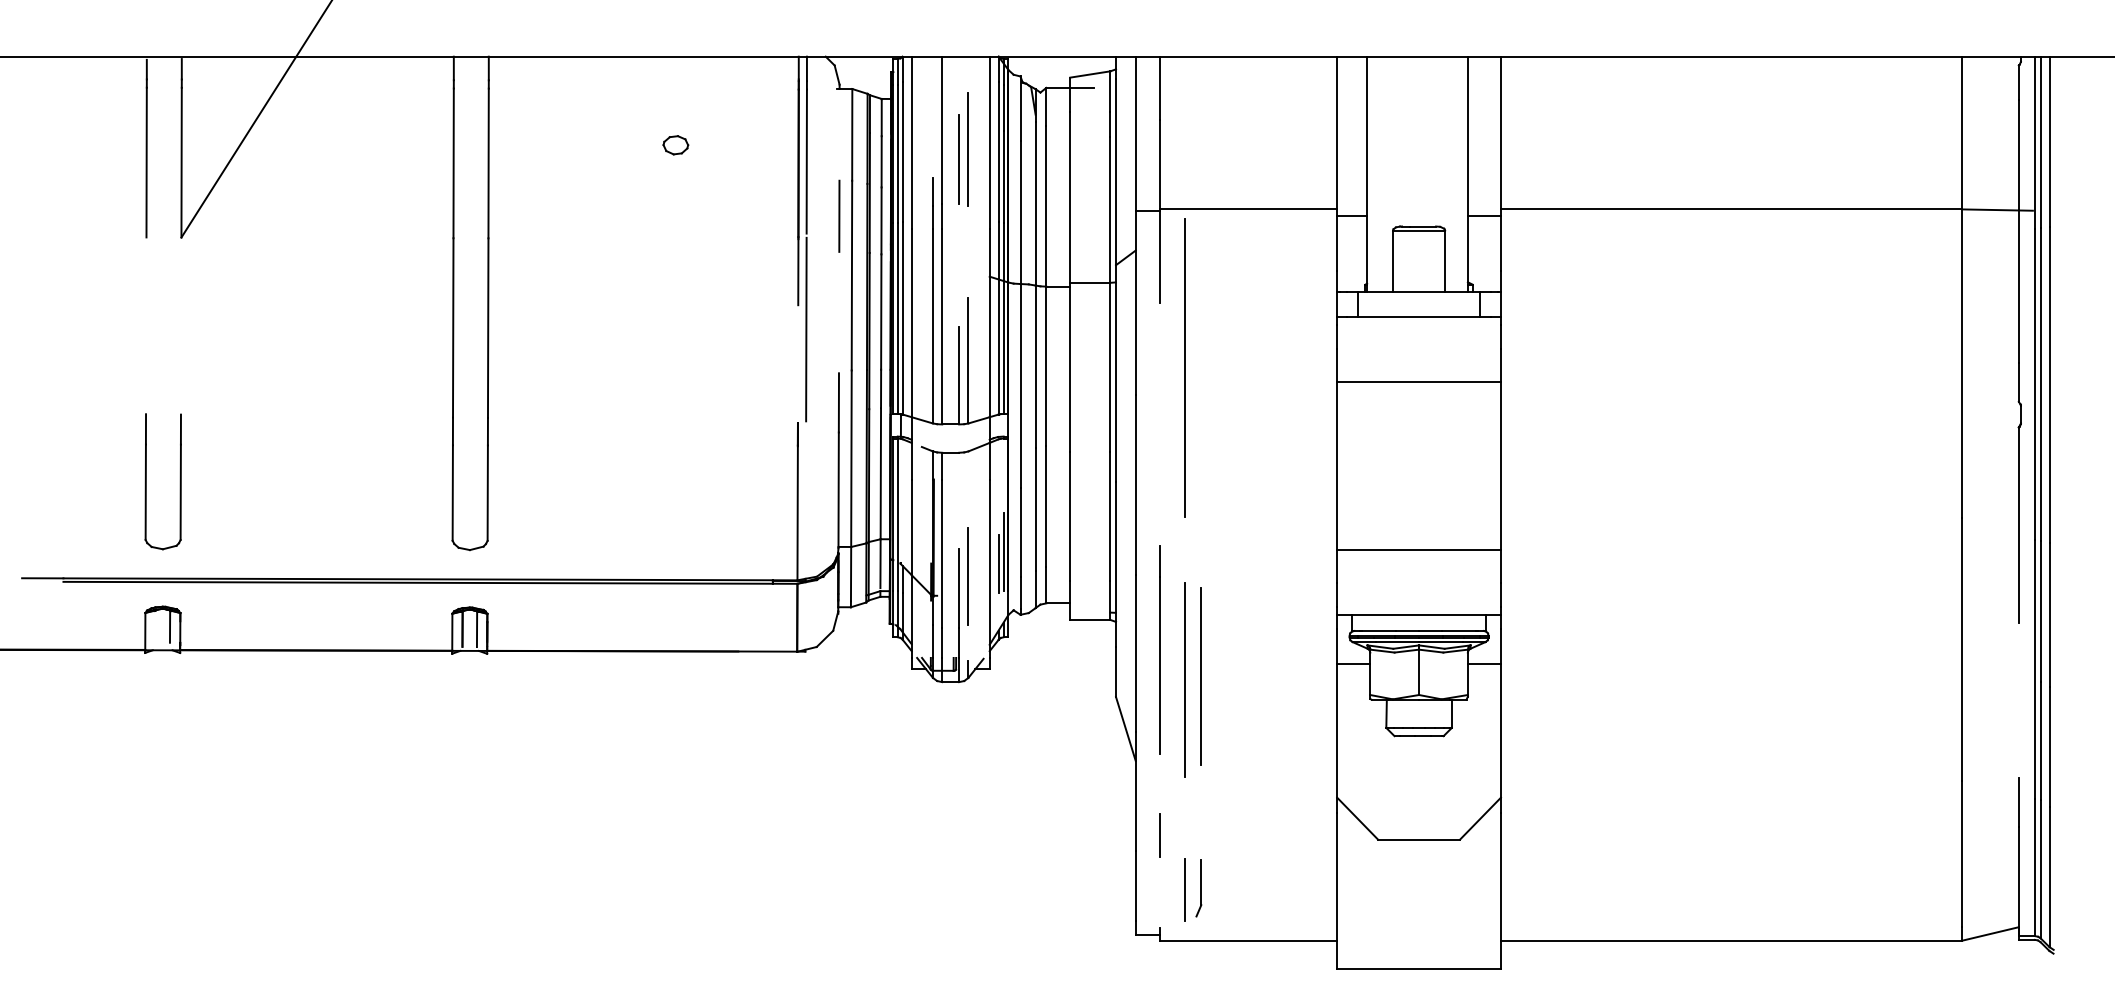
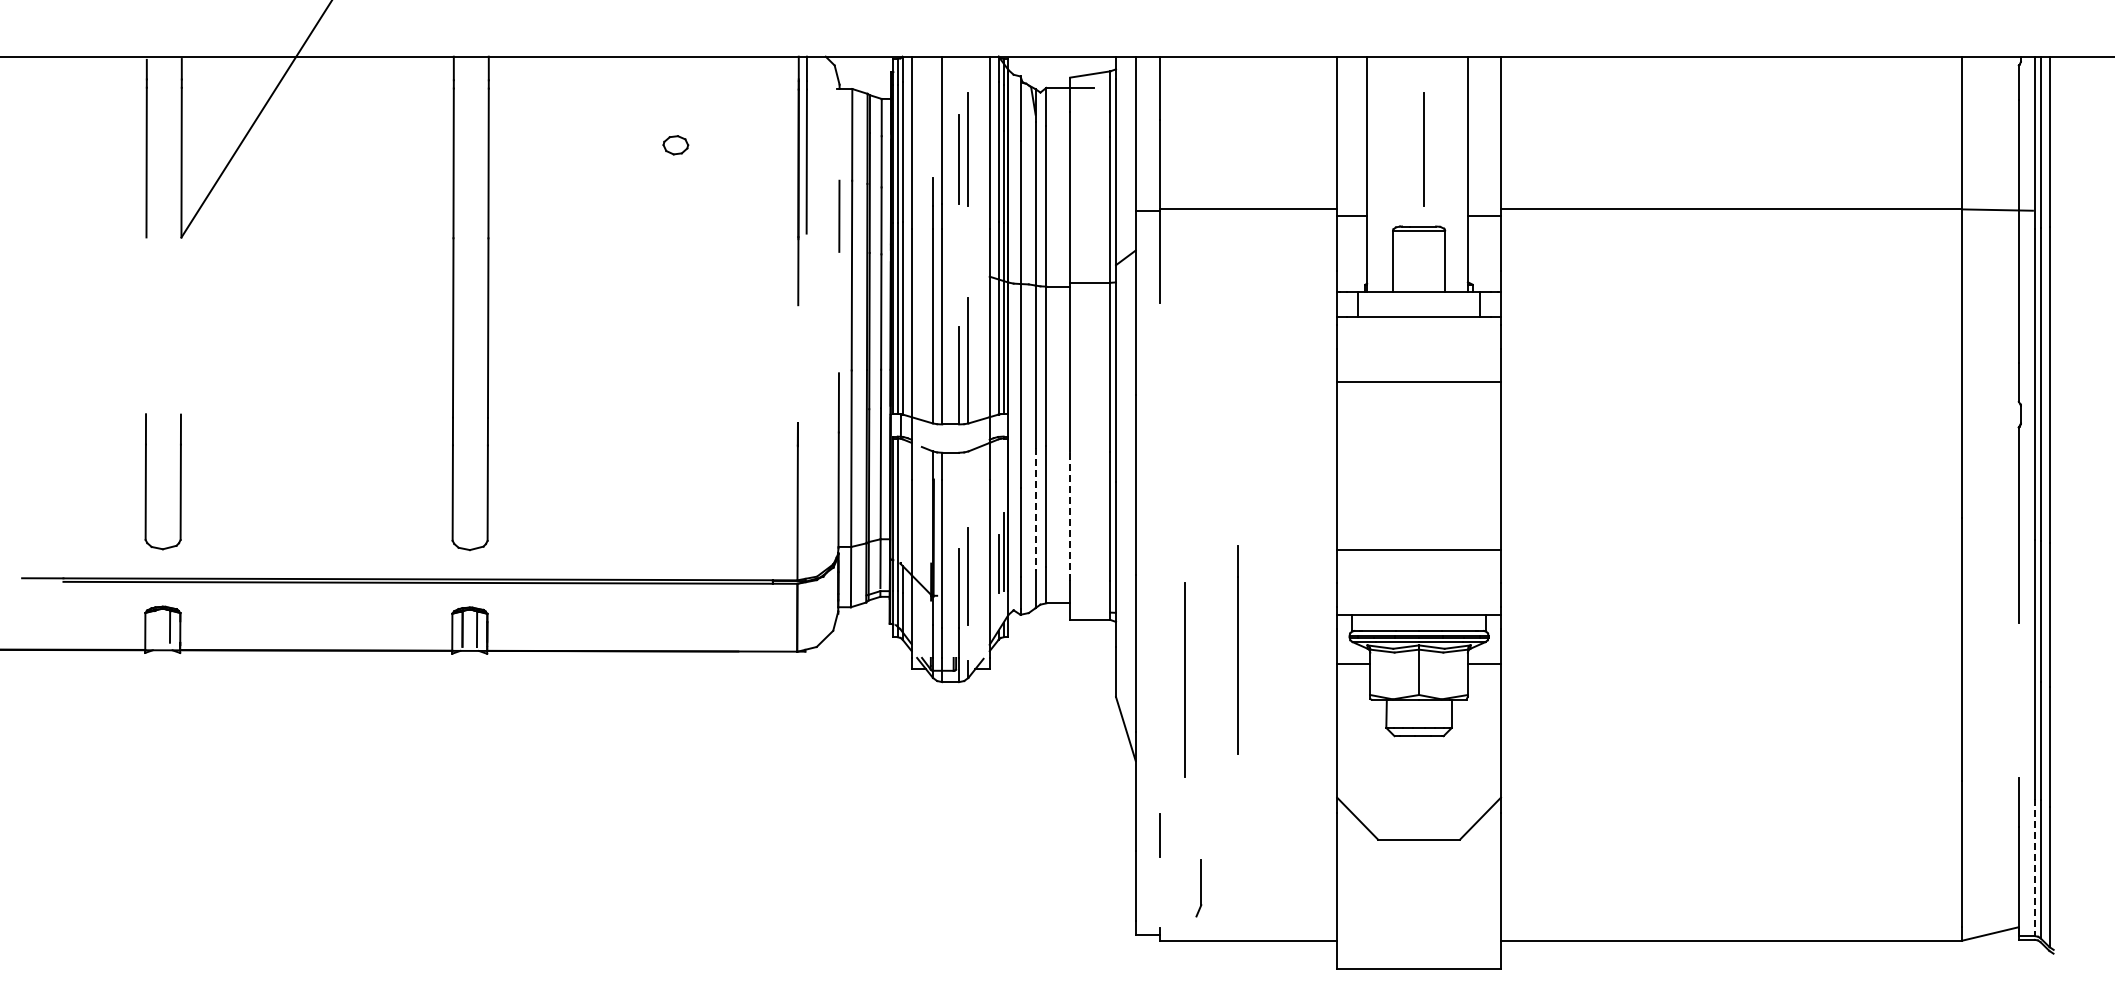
line: none -> present (1423, 149)
line: present -> none (806, 329)
line: present -> none (1184, 367)
line: solid -> dashed (1035, 509)
line: solid -> dashed (1070, 516)
line position: (1159, 649) -> (1237, 649) (1237, 649)
line: present -> none (1201, 675)
line: solid -> dashed (2035, 867)
line: present -> none (1184, 889)
